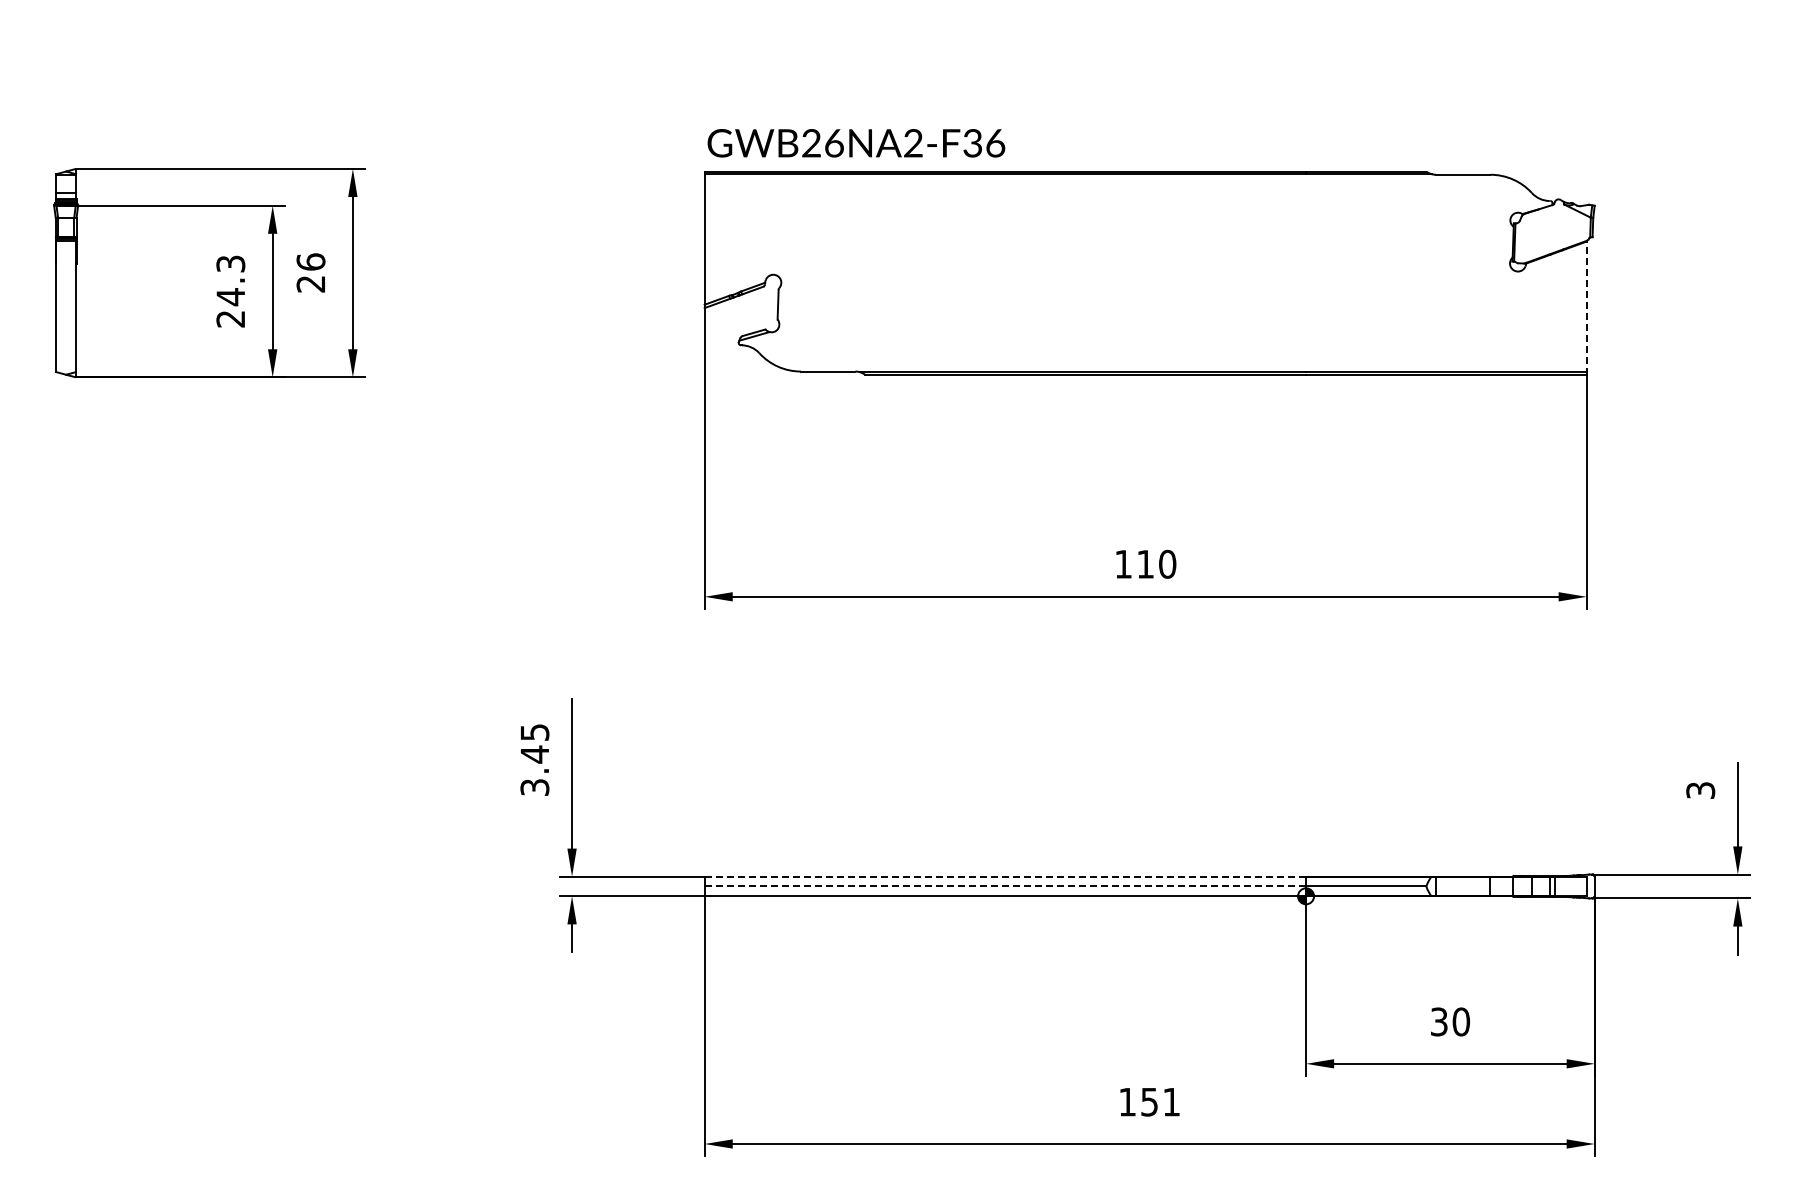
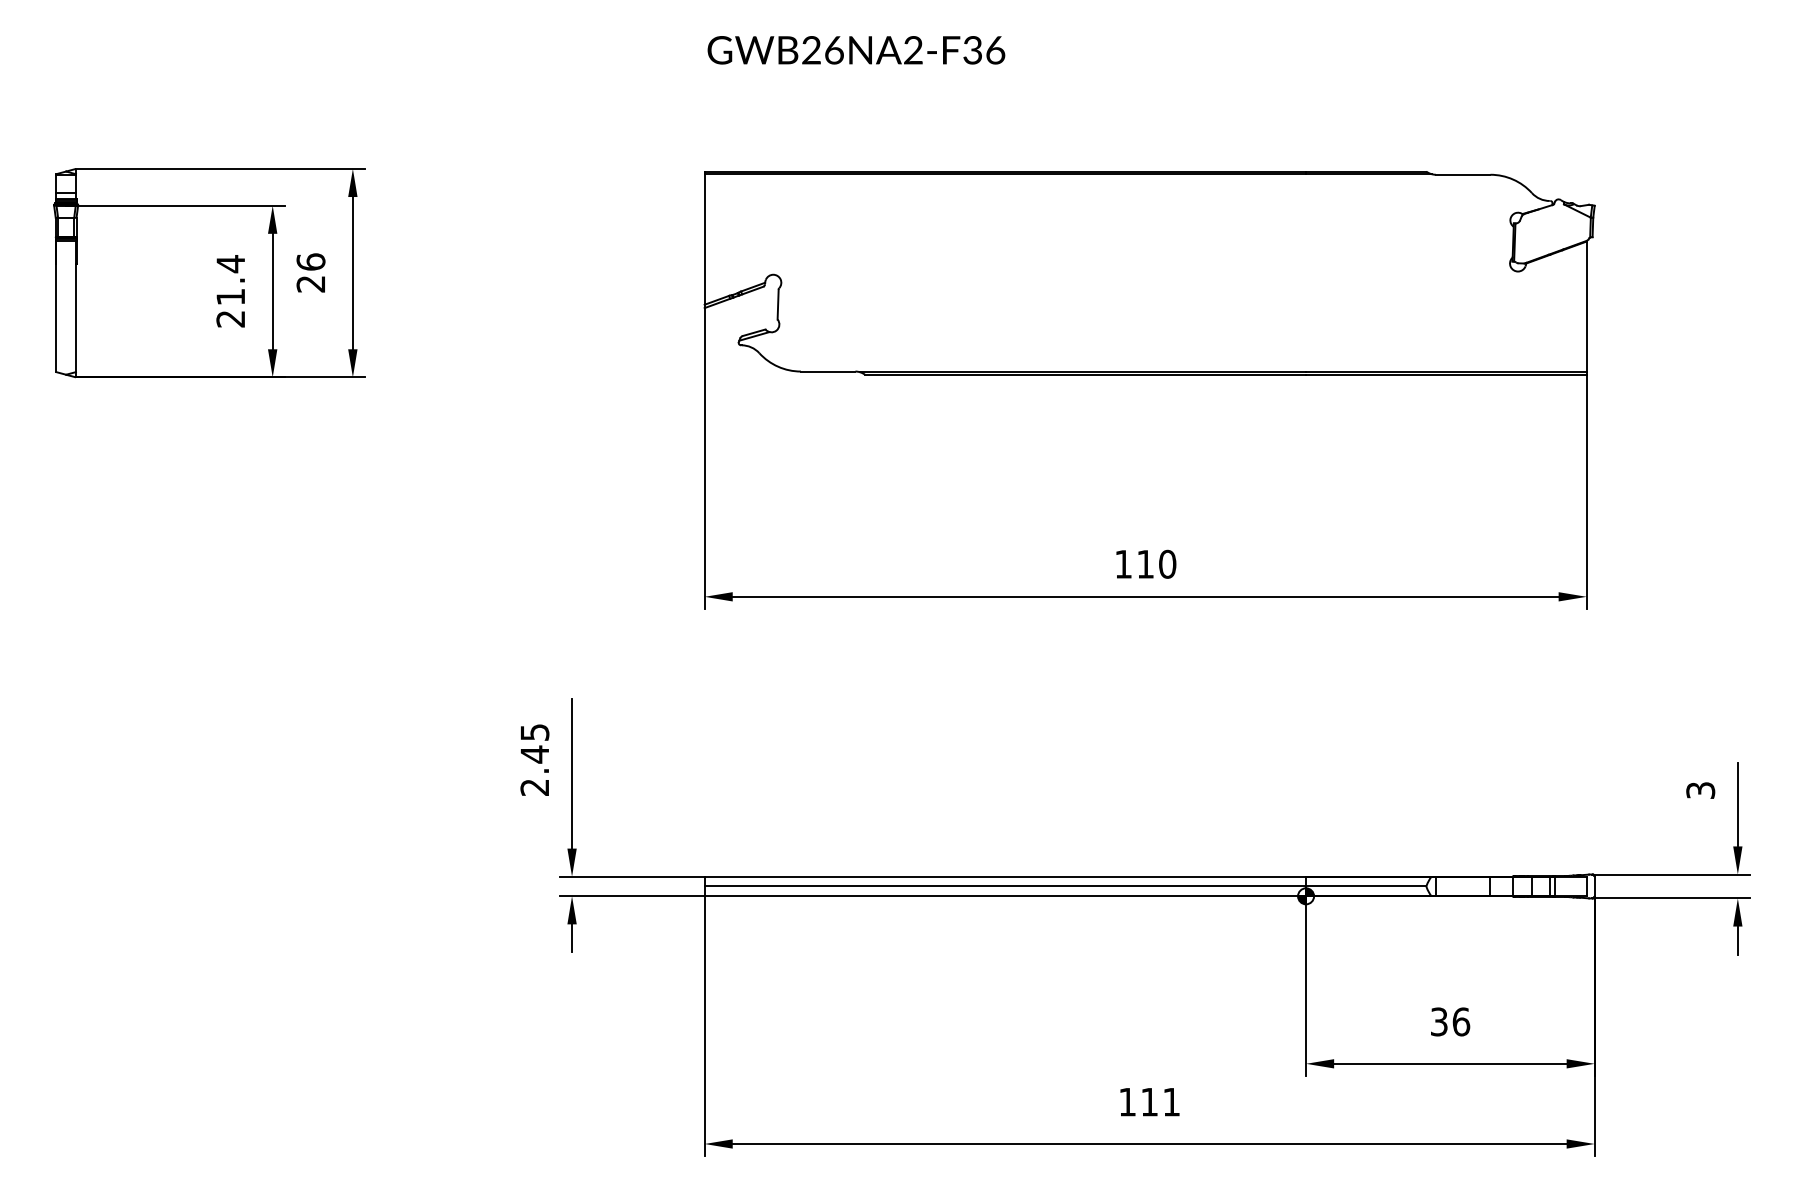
text position: (856, 143) -> (856, 50) (856, 50)
text: 24.3 -> 21.4 (230, 280)
line: dashed -> solid (1586, 308)
text: 3.45 -> 2.45 (534, 787)
line: dashed -> solid (1005, 876)
line: dashed -> solid (1005, 886)
text: 30 -> 36 (1461, 1021)
text: 151 -> 111 (1149, 1102)
